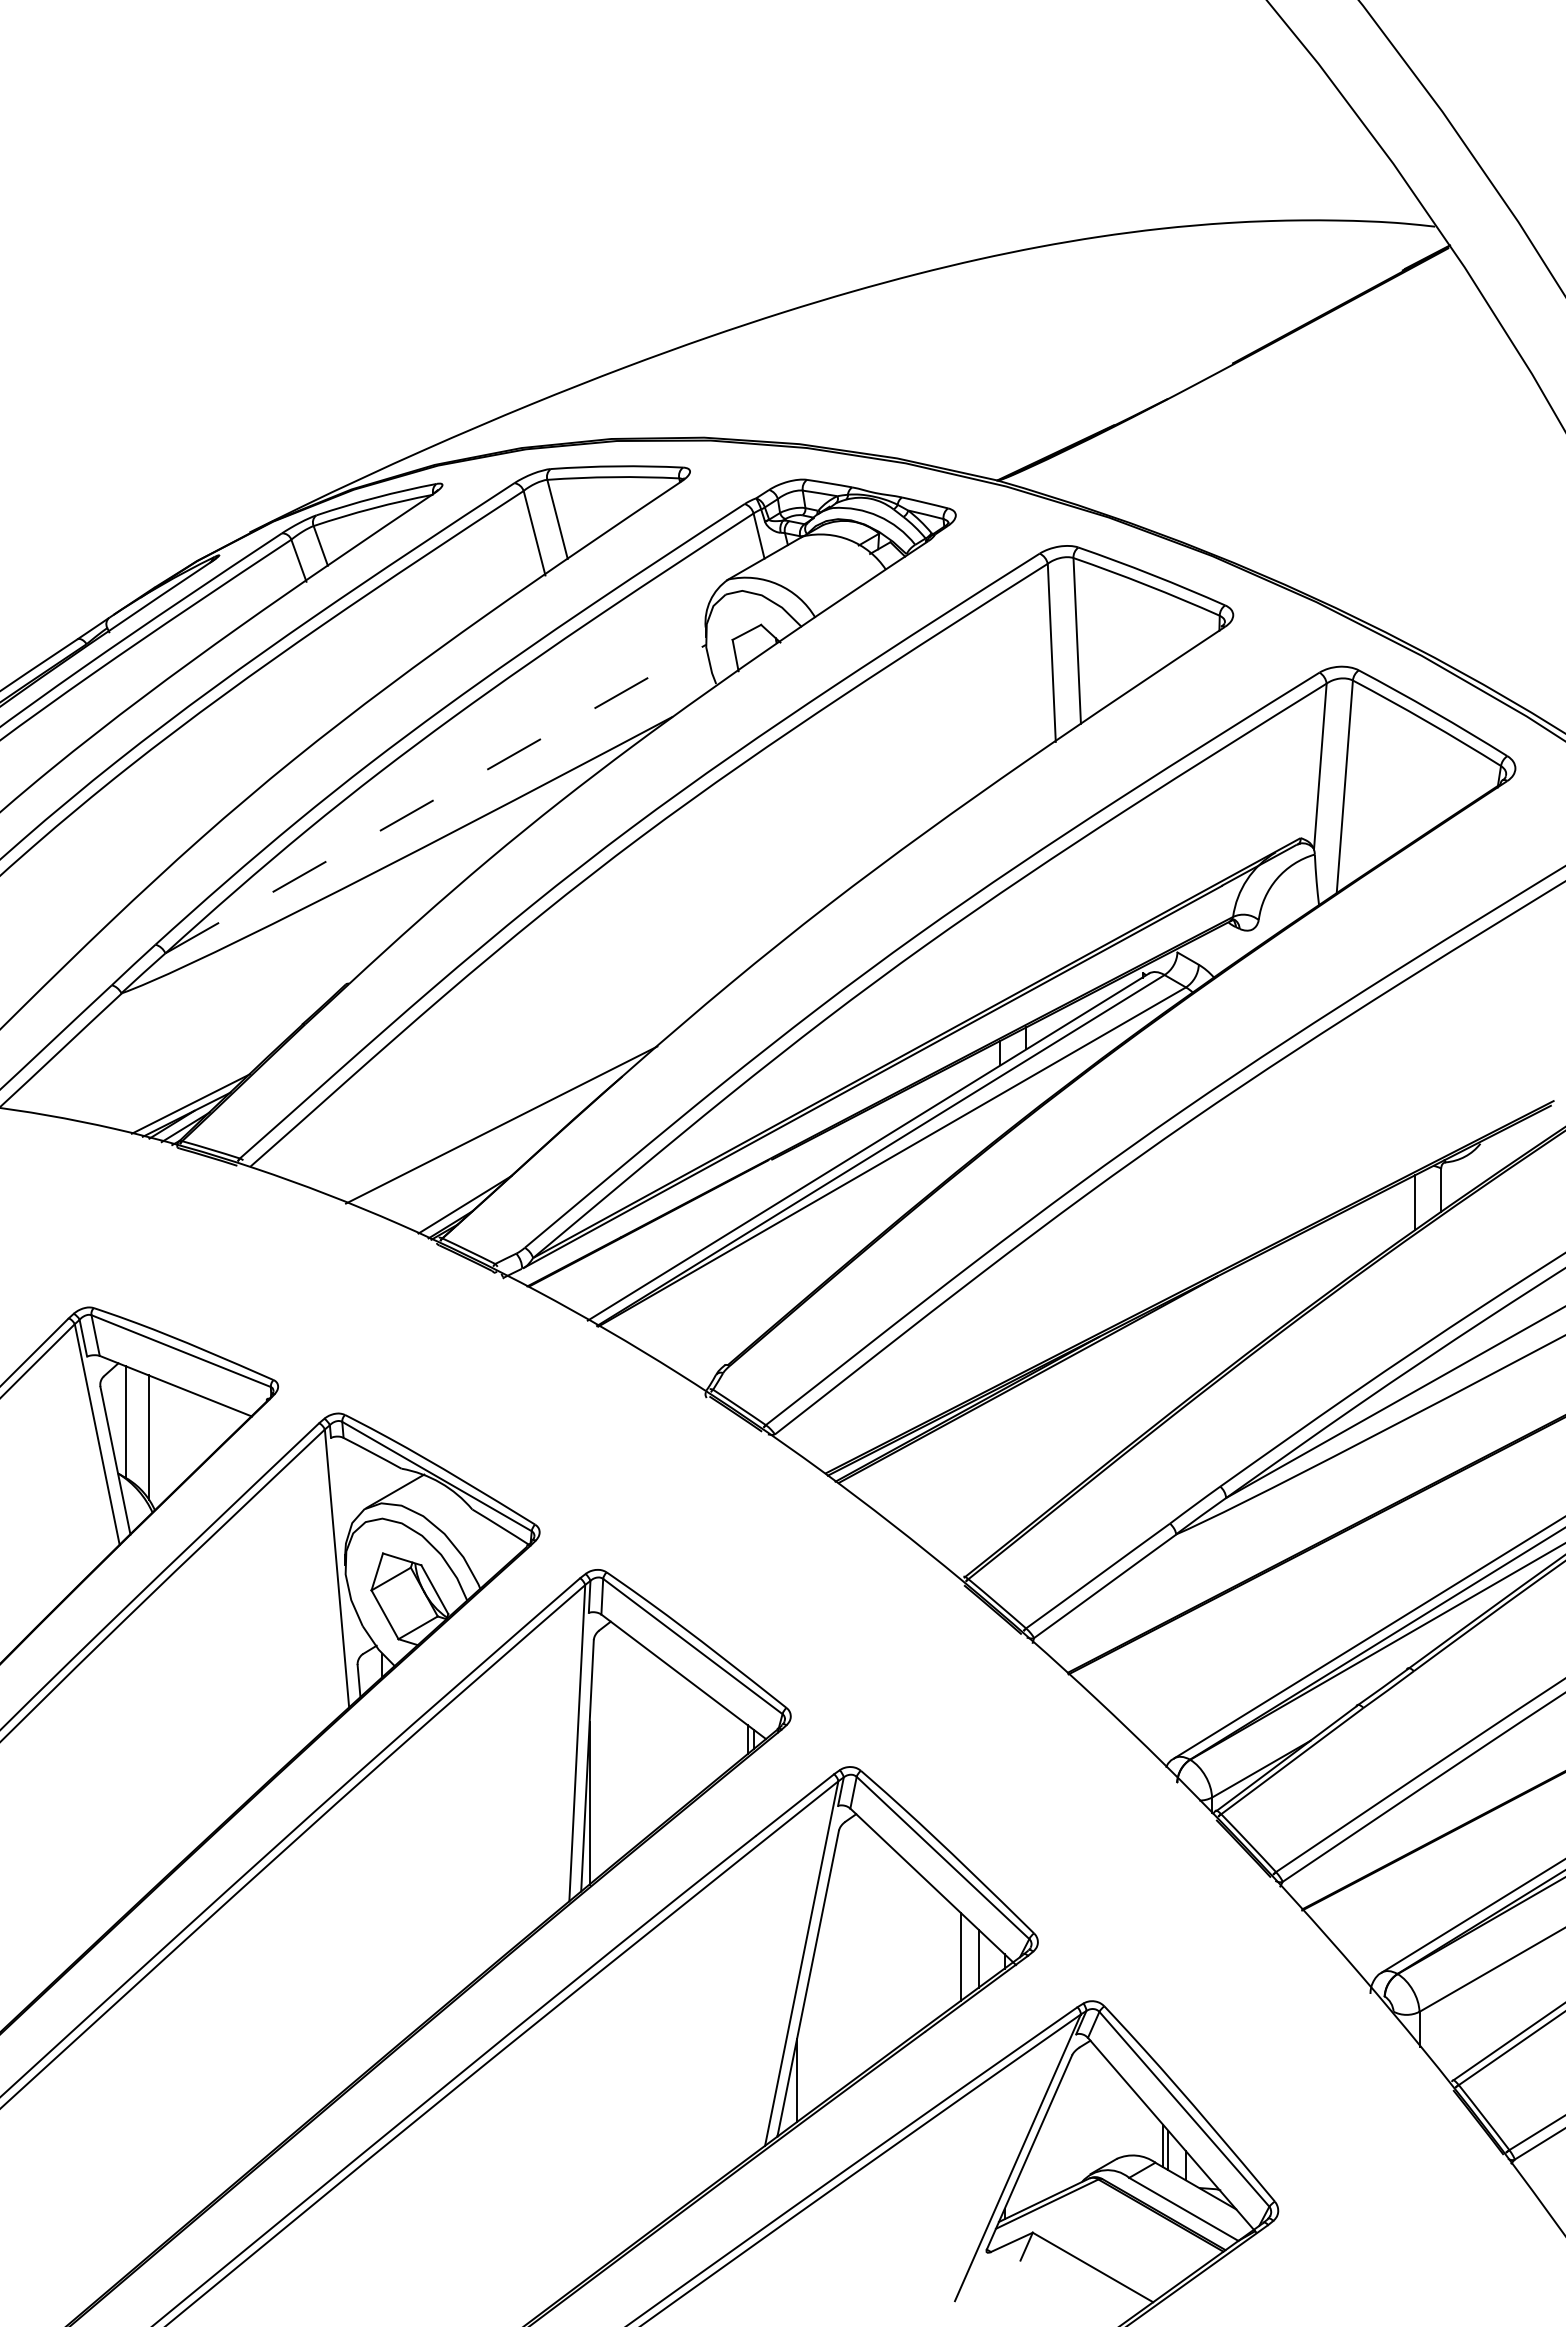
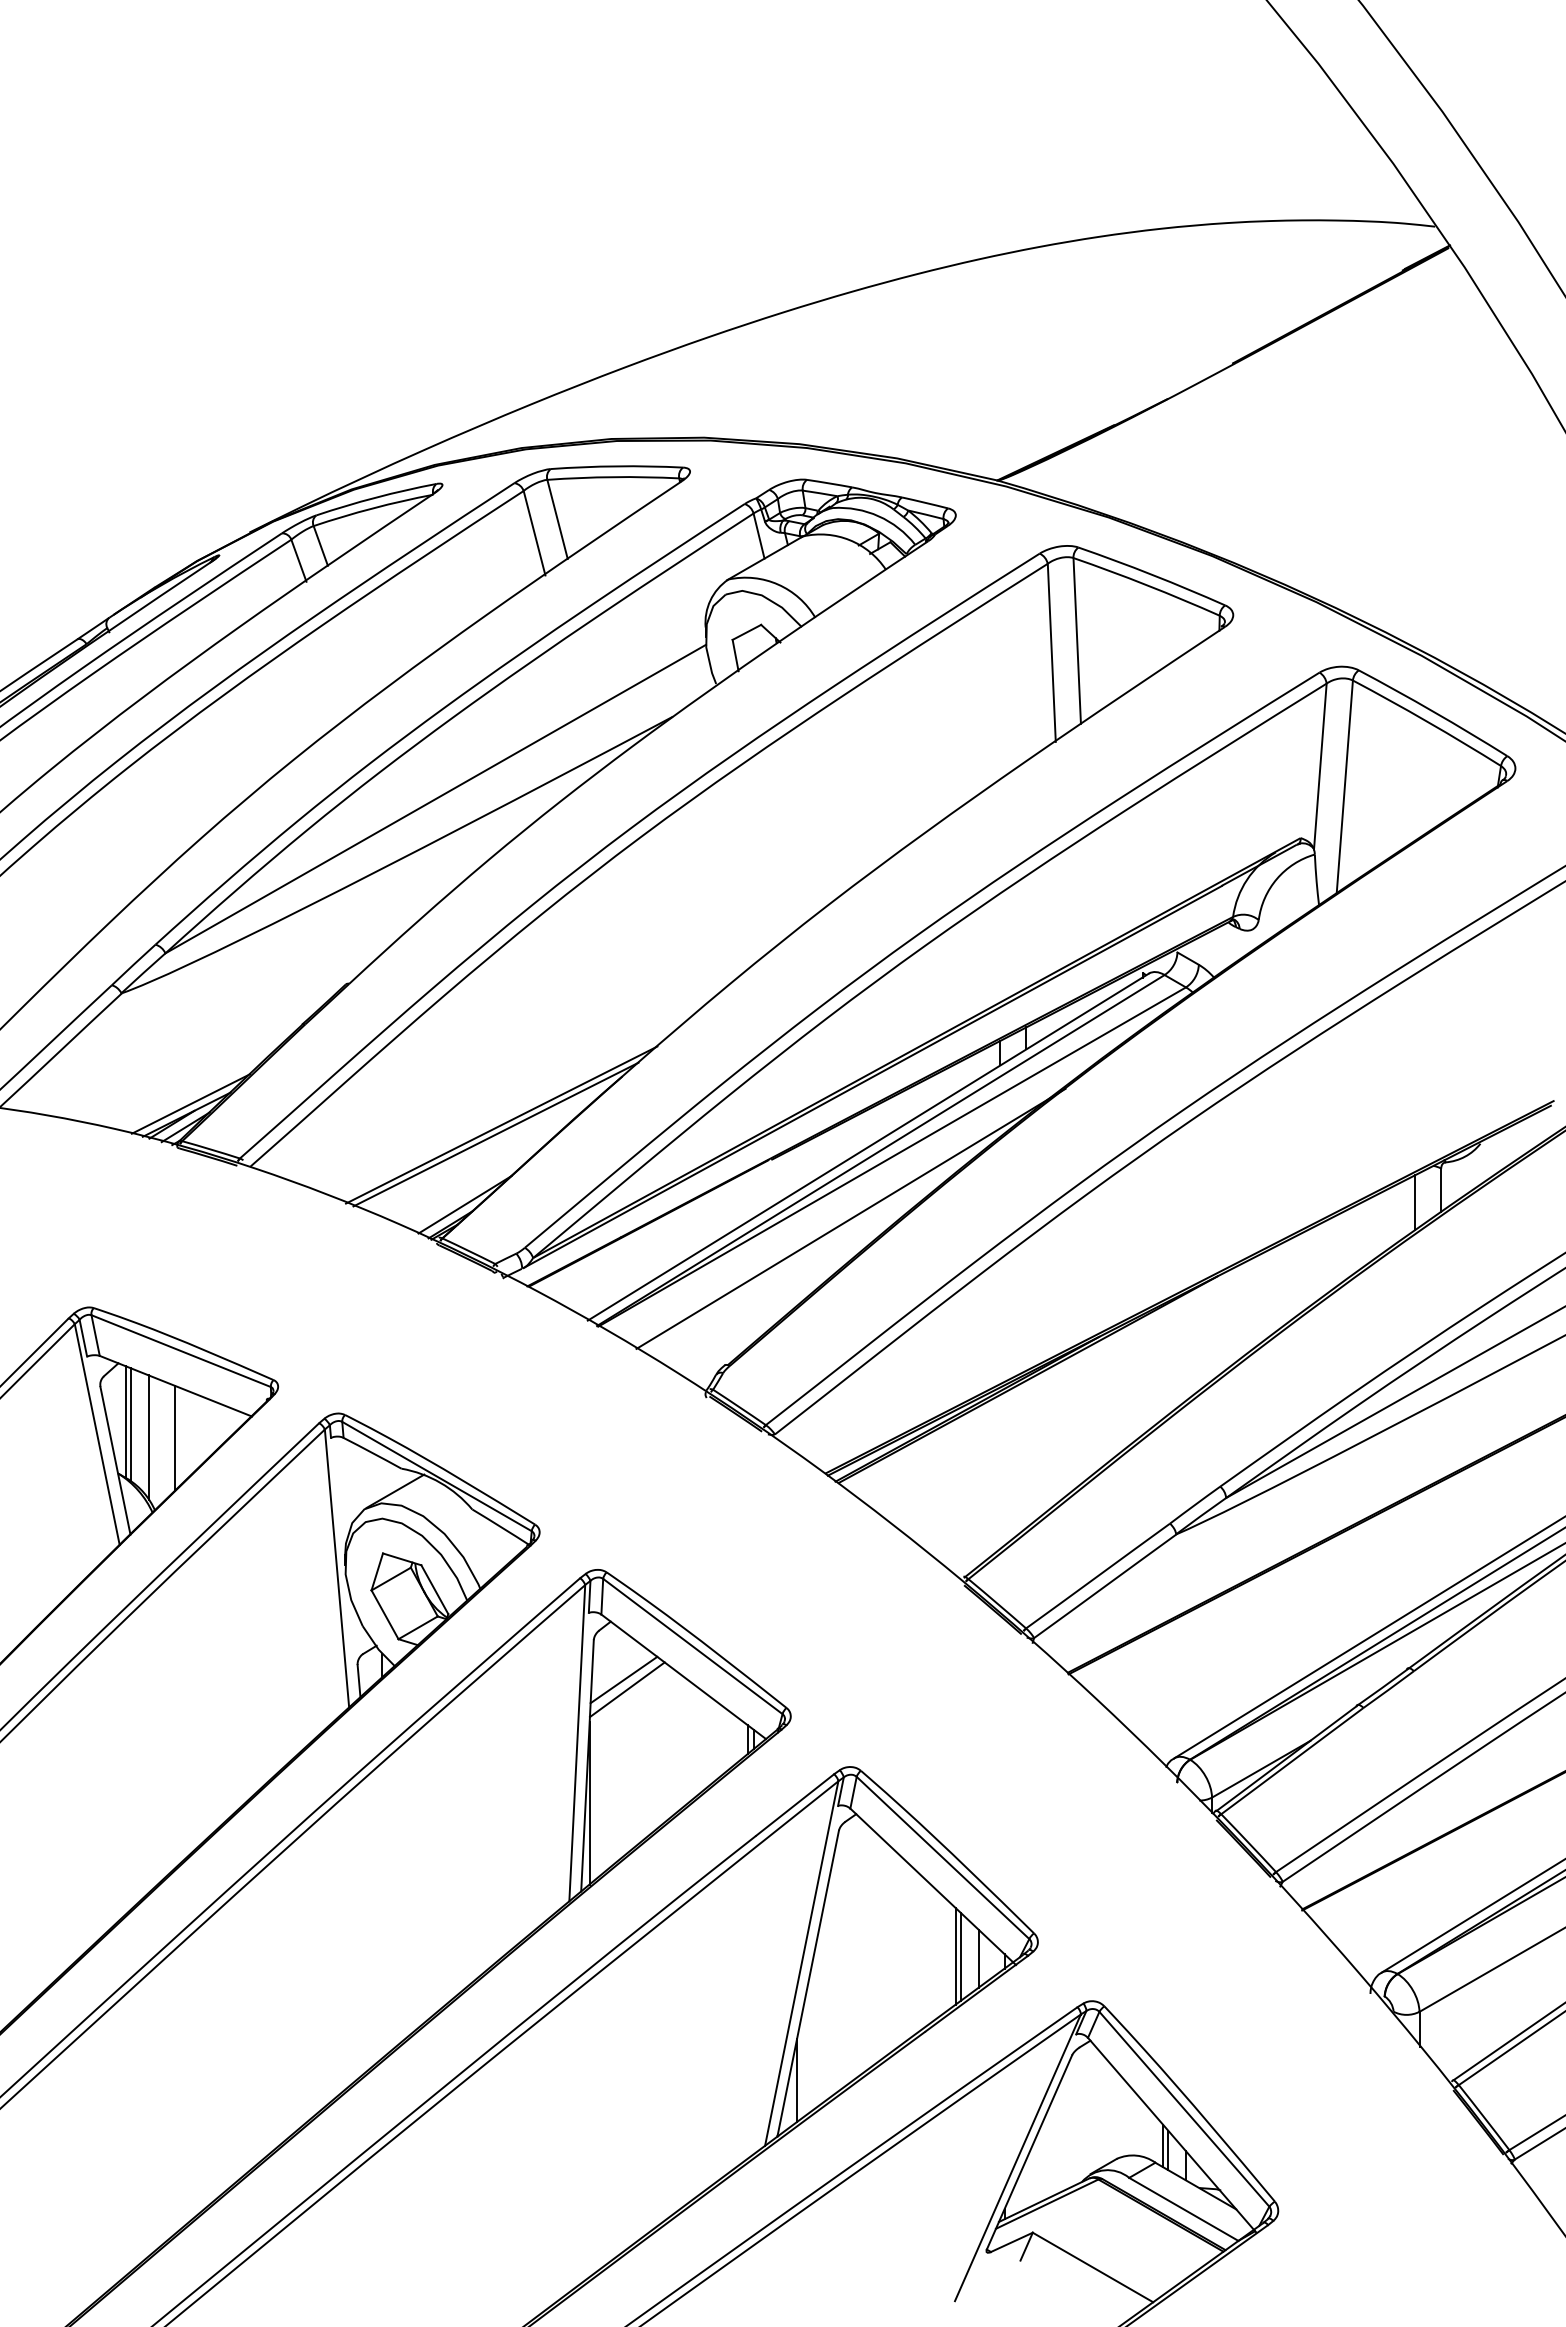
line: dashed -> solid (436, 798)
line: none -> present (495, 1134)
line: none -> present (850, 1218)
line: none -> present (131, 1424)
line: none -> present (174, 1438)
line: none -> present (623, 1679)
line: none -> present (626, 1689)
line: none -> present (955, 1955)
